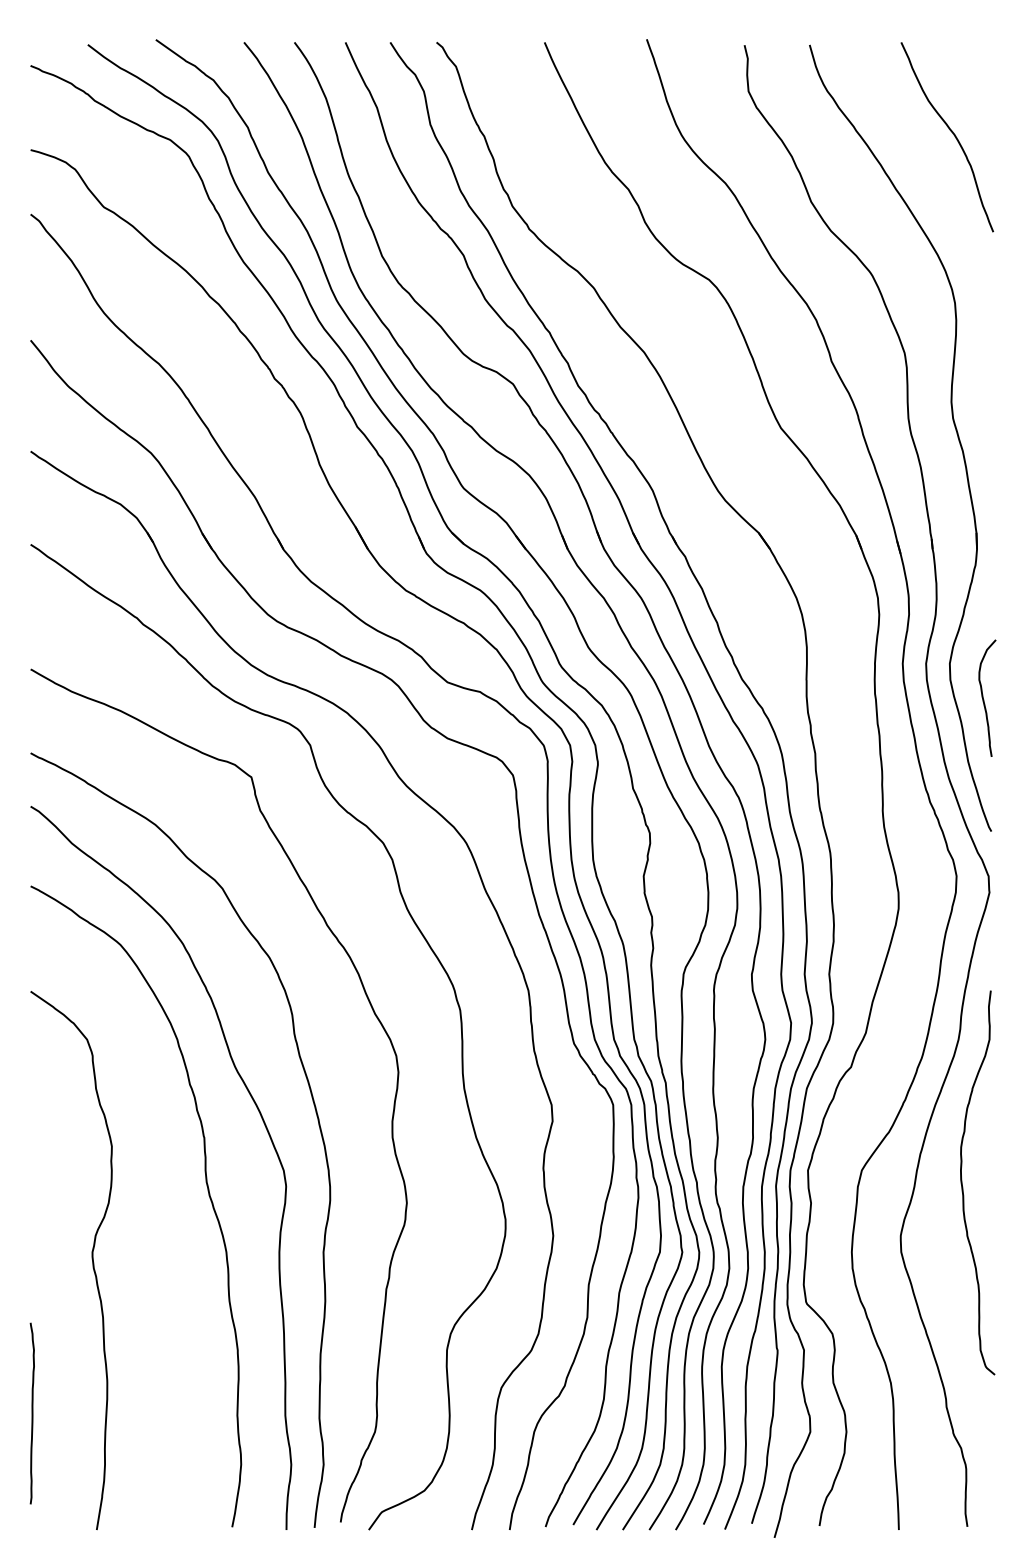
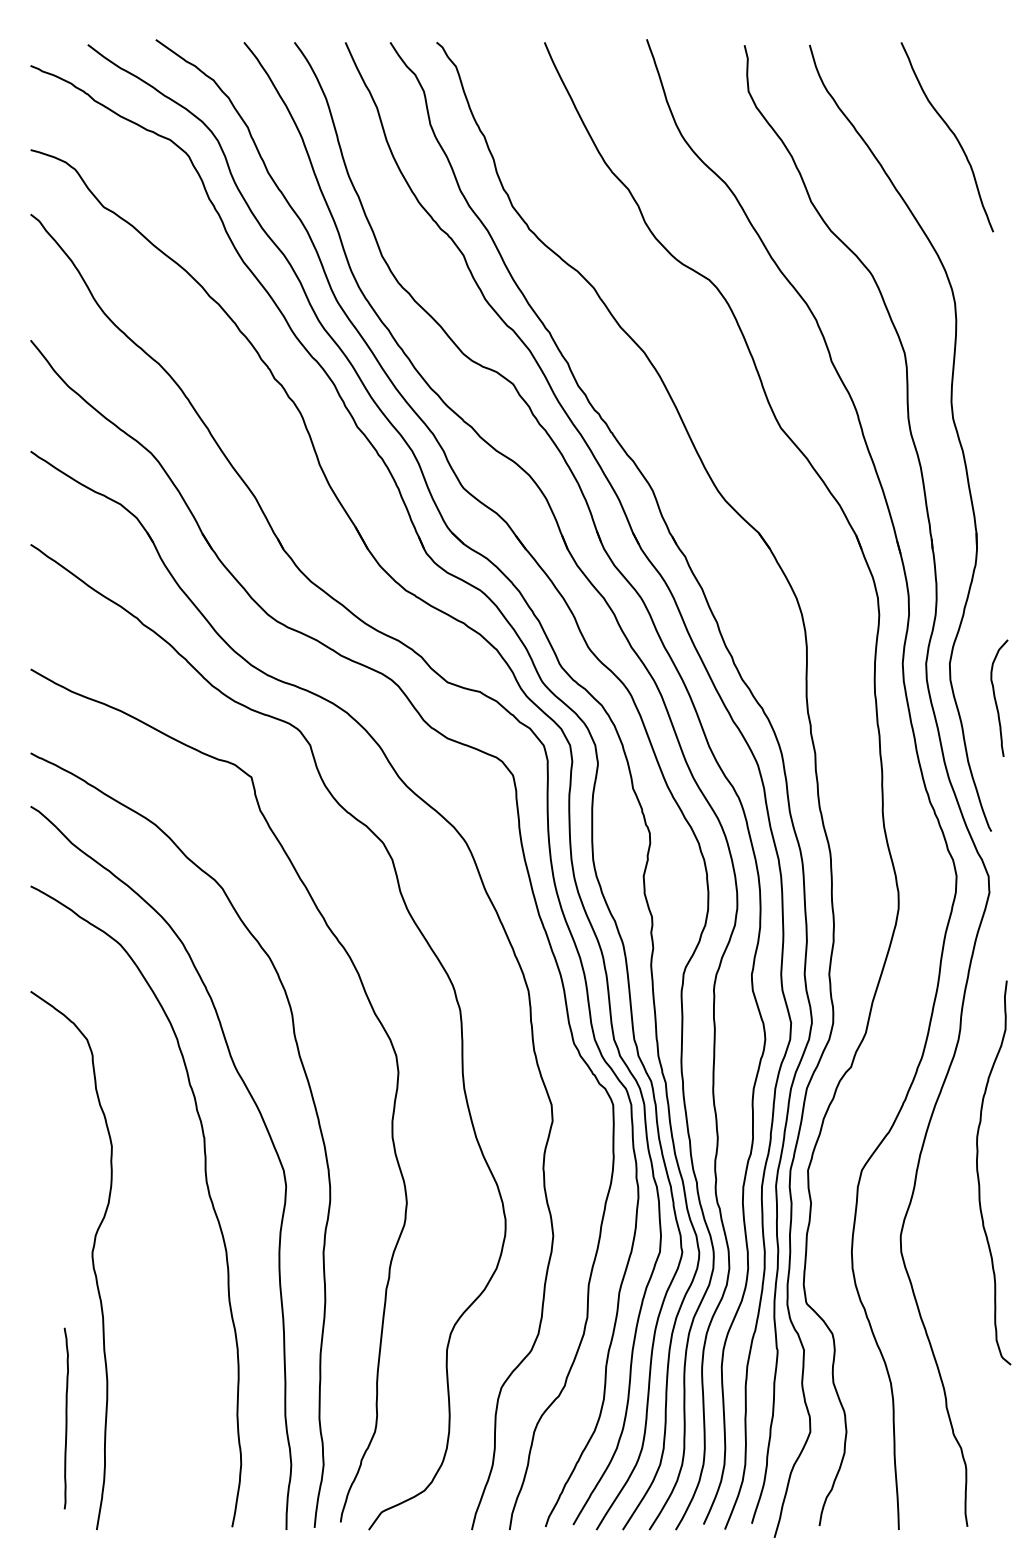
curve position: (984, 699) -> (996, 699) (996, 699)
curve position: (963, 1187) -> (979, 1177) (979, 1177)
curve position: (31, 1413) -> (65, 1418) (65, 1418)
